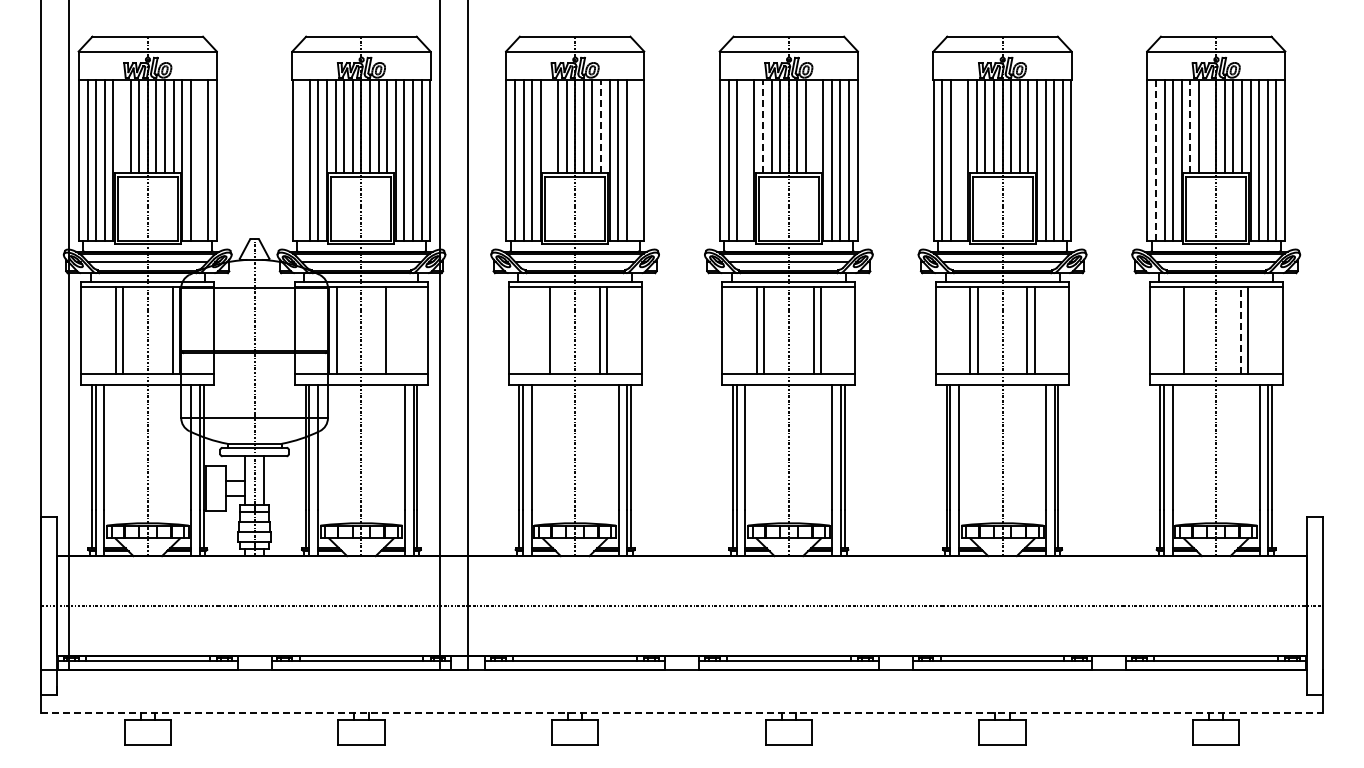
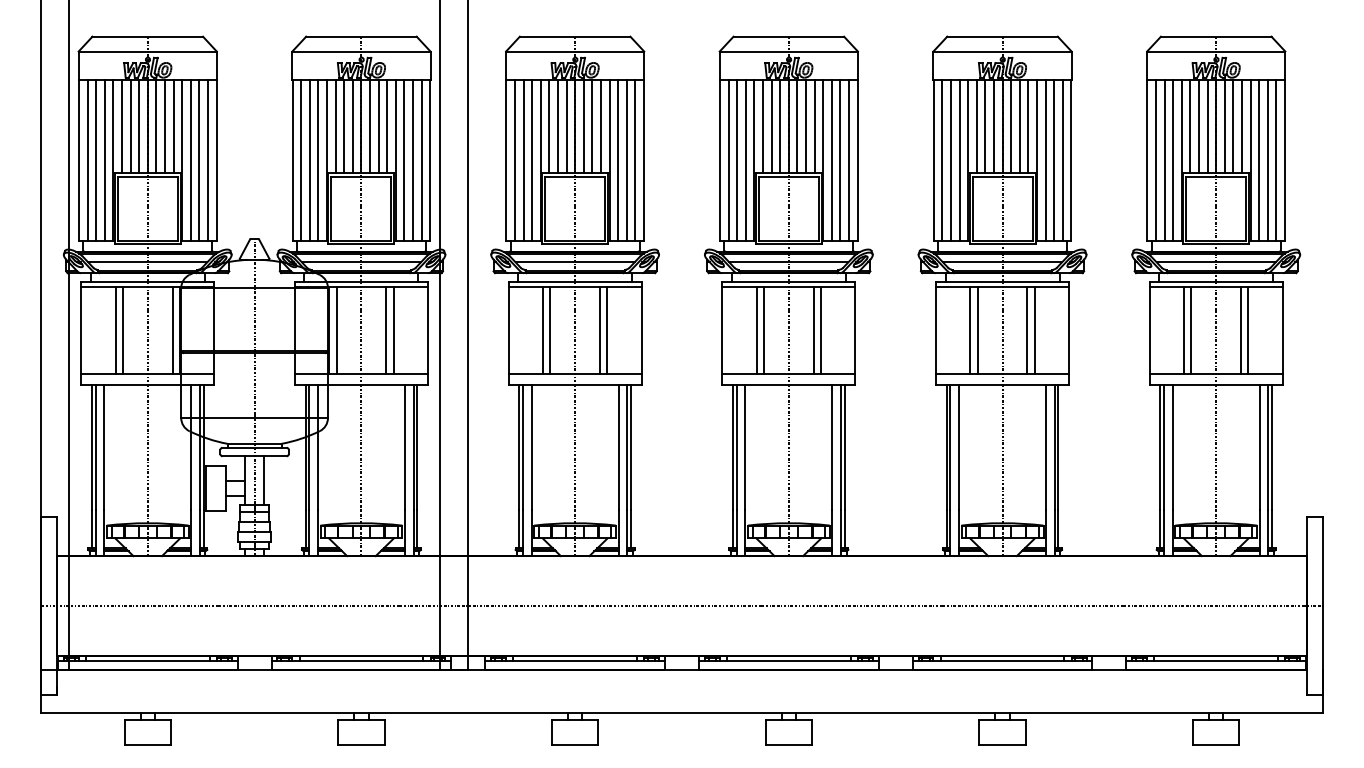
line: none -> present (121, 126)
line: none -> present (549, 126)
line: dashed -> solid (600, 126)
line: dashed -> solid (763, 126)
line: none -> present (814, 126)
line: dashed -> solid (1190, 126)
line: none -> present (1207, 126)
line: none -> present (199, 160)
line: none -> present (301, 160)
line: none -> present (635, 160)
line: none -> present (745, 160)
line: none -> present (959, 160)
line: dashed -> solid (1156, 160)
line: dashed -> solid (1241, 329)
line: none -> present (393, 330)
line: none -> present (543, 330)
line: none -> present (1191, 330)
line: dashed -> solid (682, 712)
